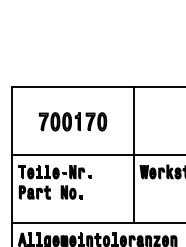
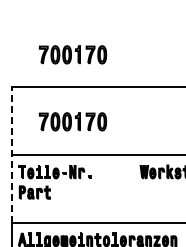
part: none -> present (73, 54)
line: solid -> dashed (11, 155)
line: present -> none (134, 155)
part: present -> none (71, 192)
